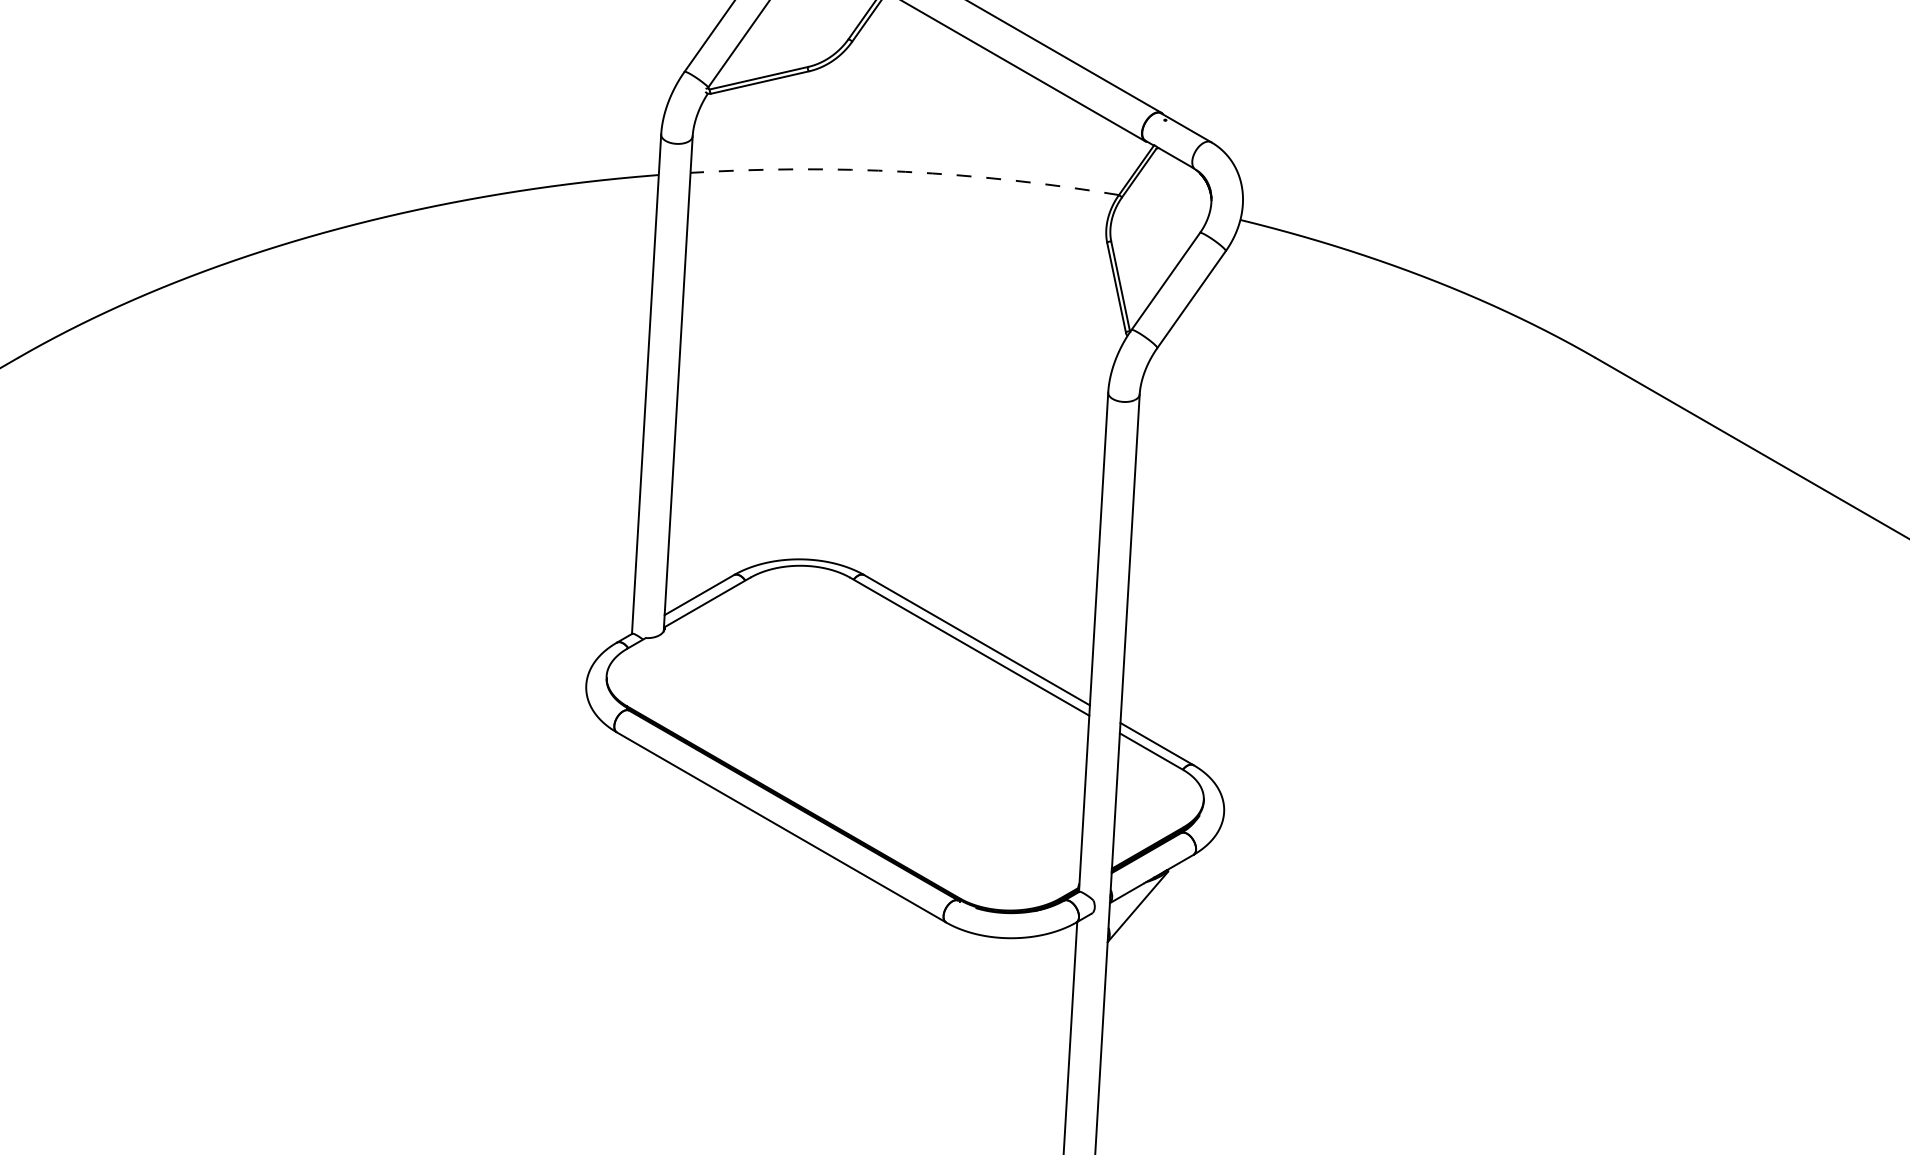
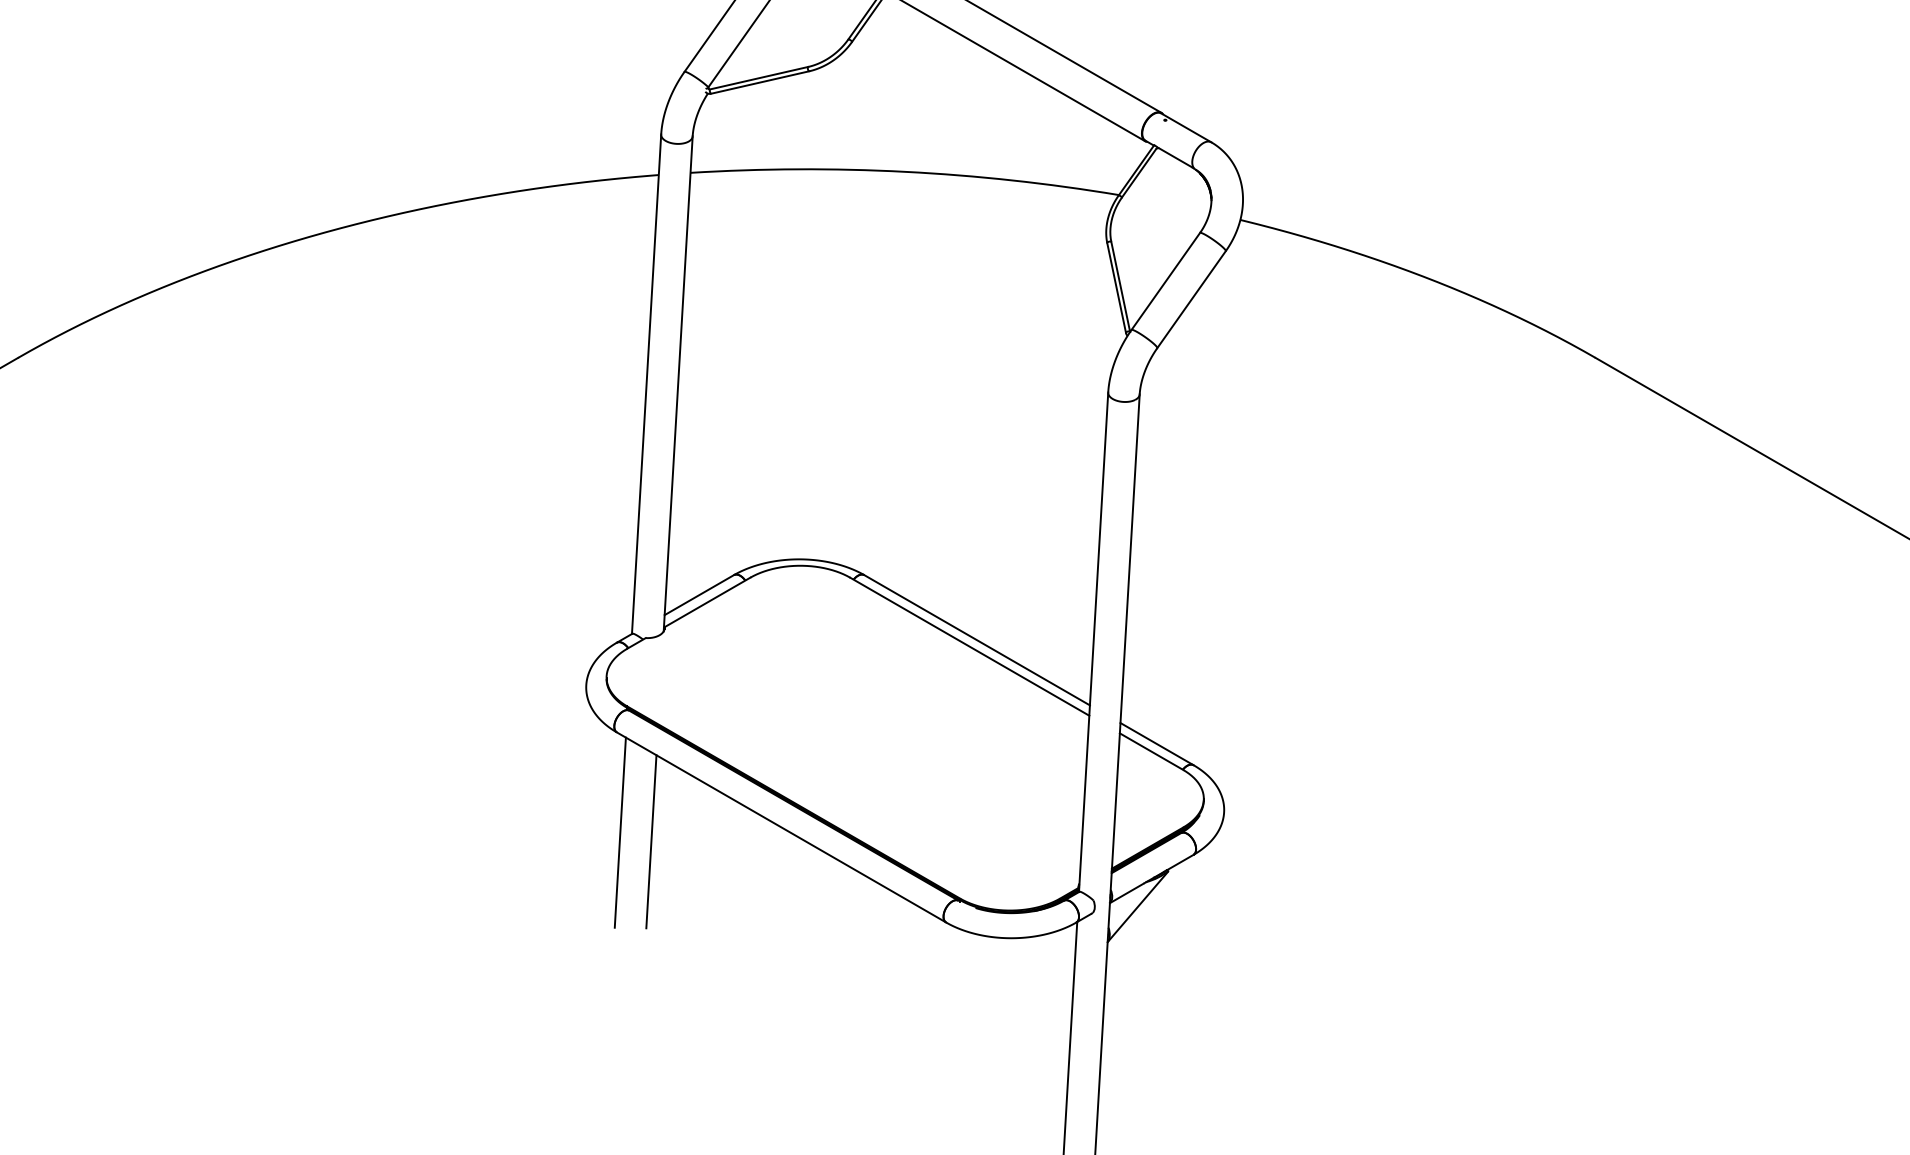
arc: dashed -> solid (905, 171)
line: none -> present (619, 832)
line: none -> present (651, 841)
